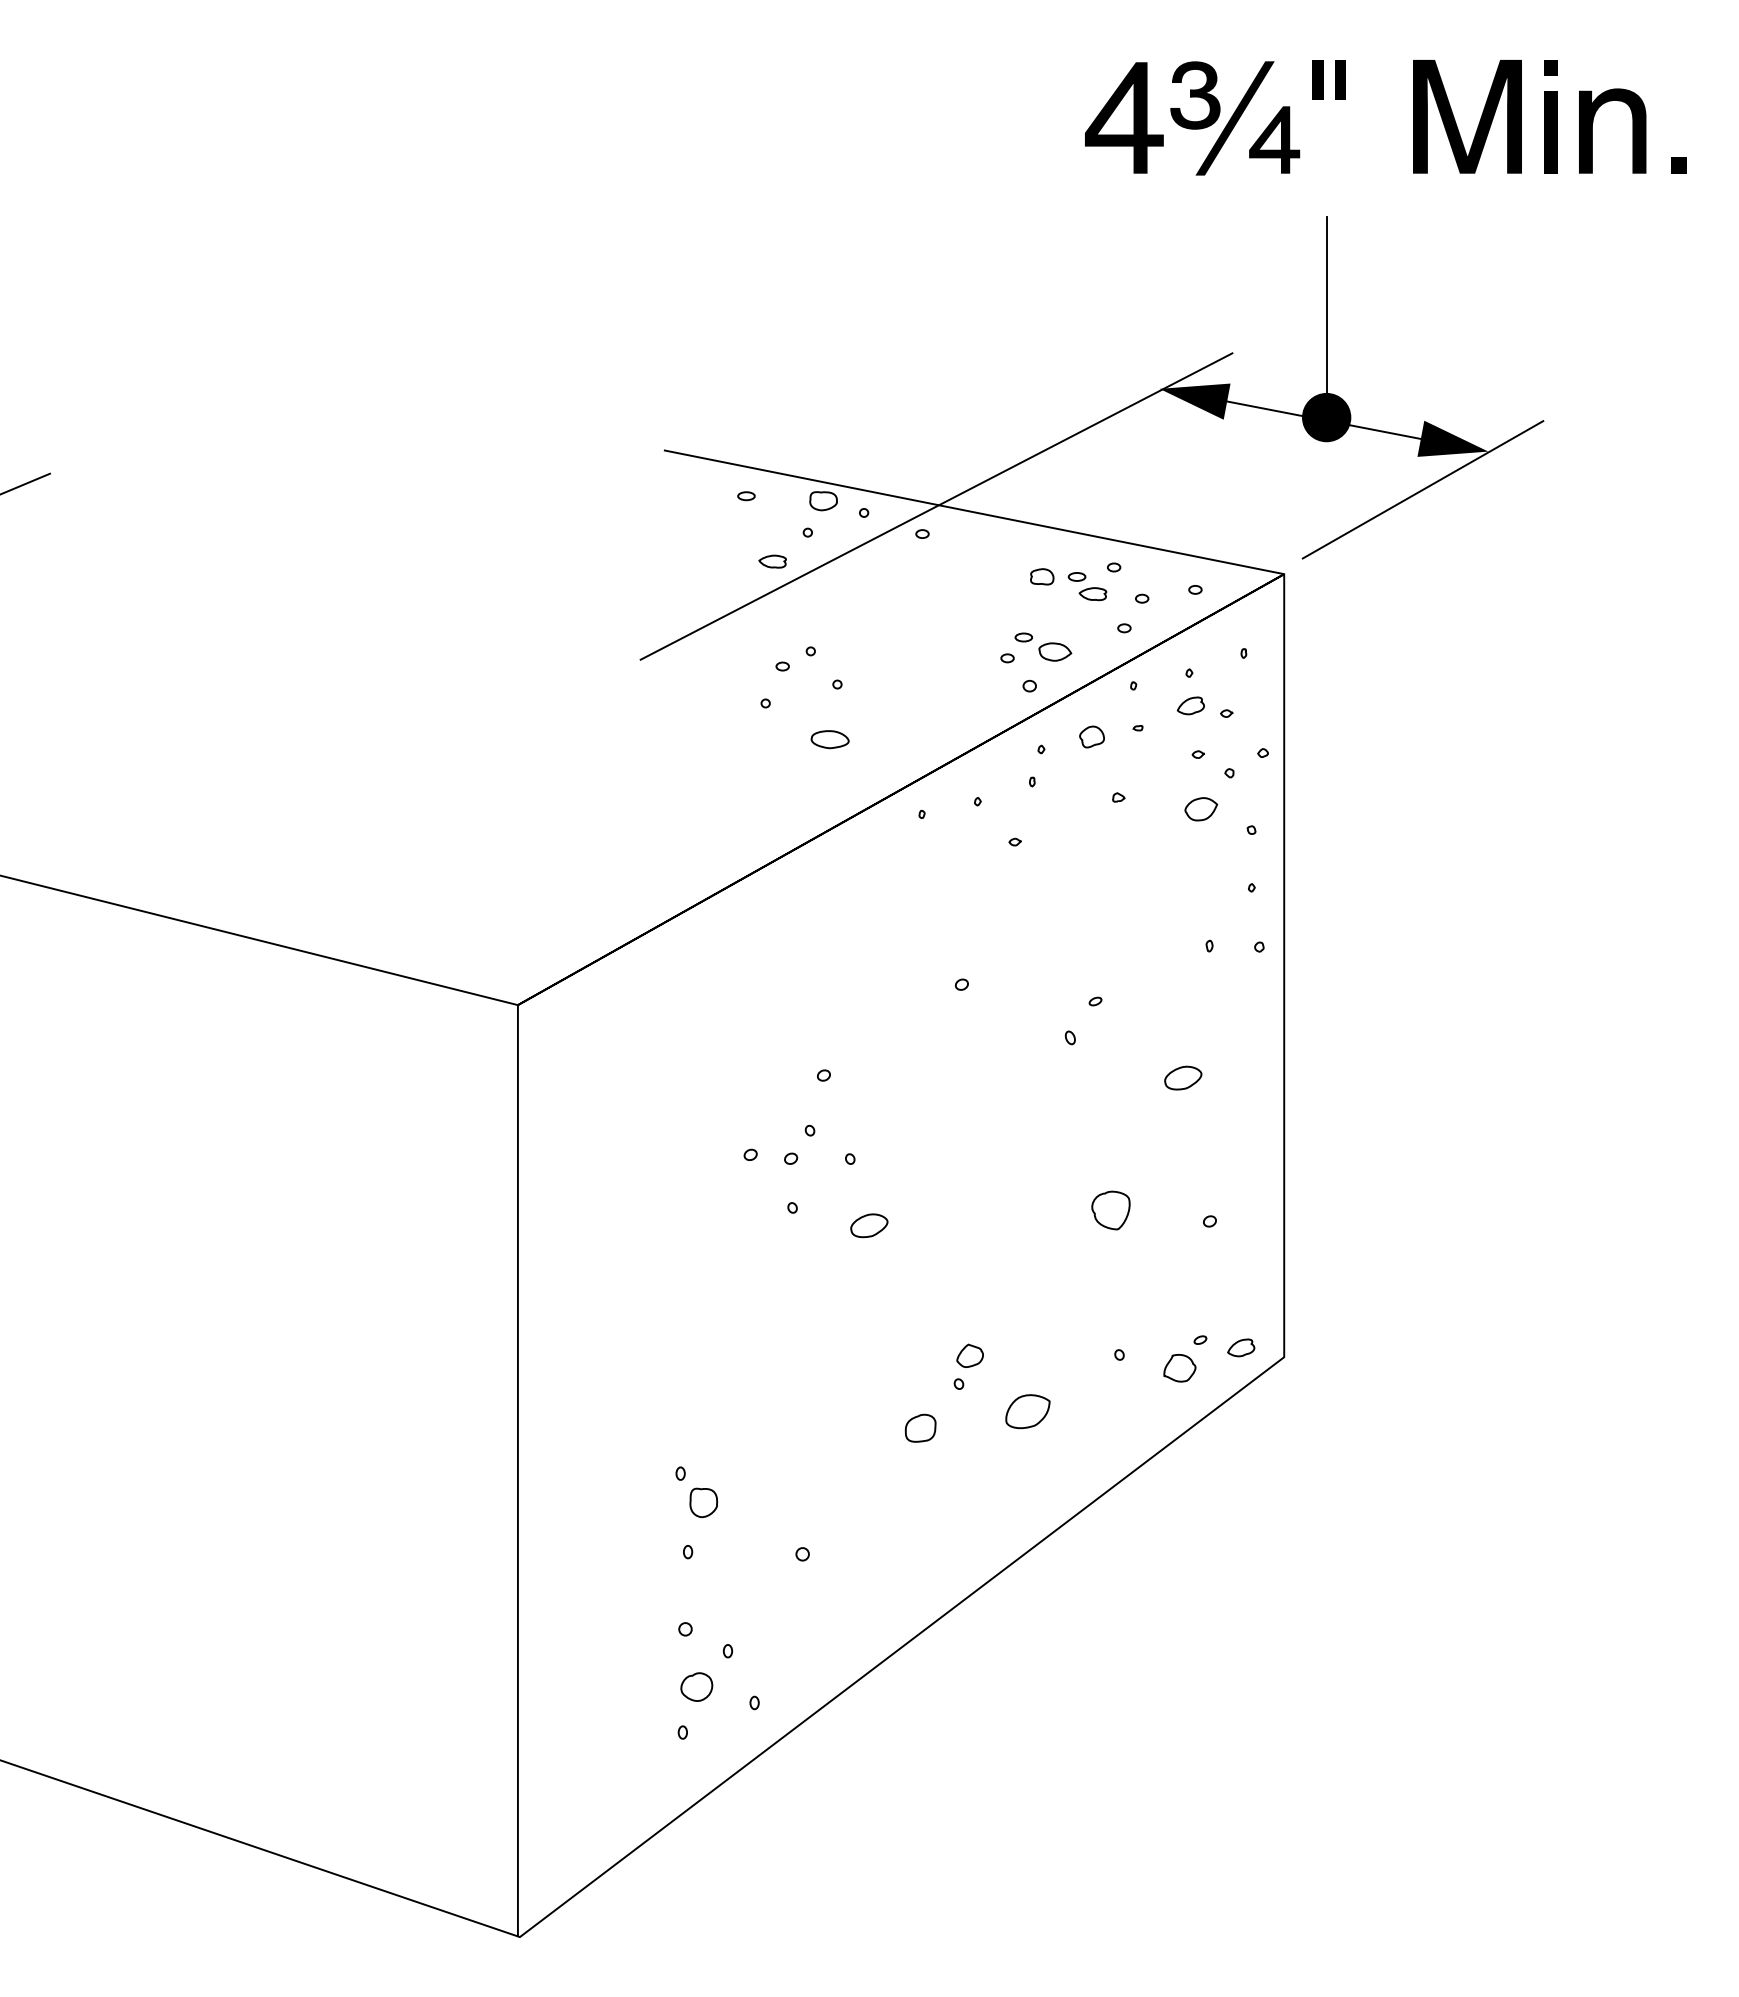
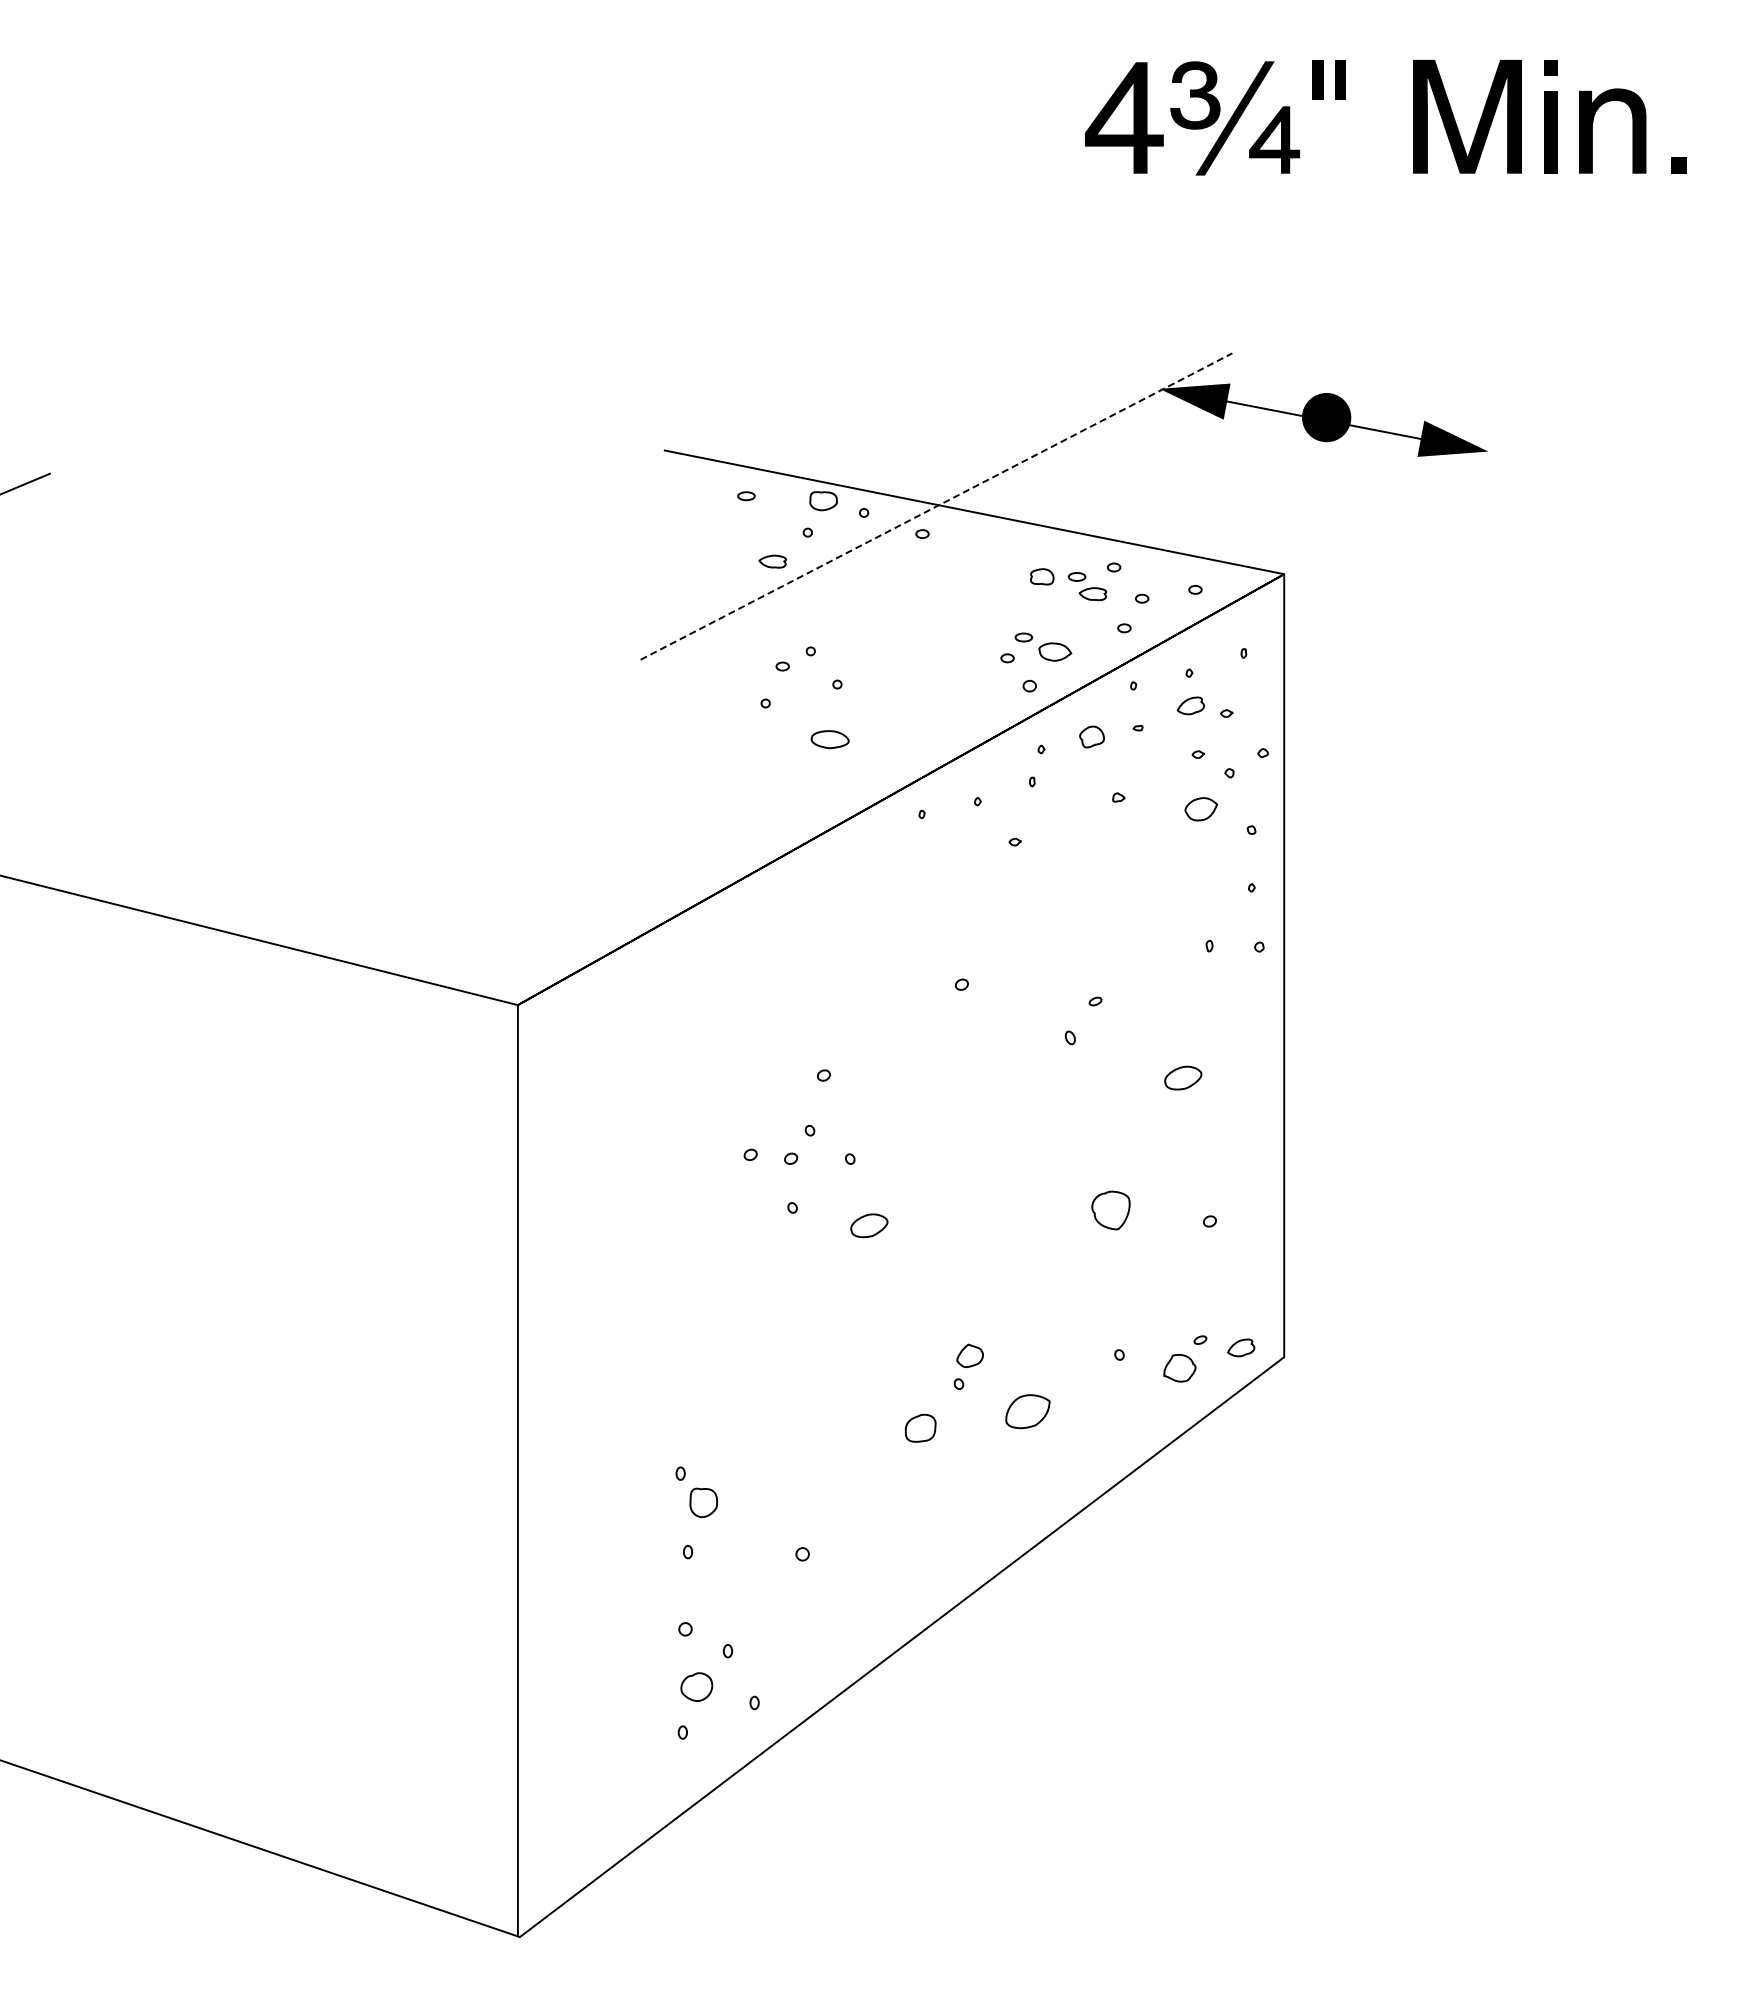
line: present -> none (1326, 318)
line: present -> none (1422, 489)
line: solid -> dashed (937, 506)
